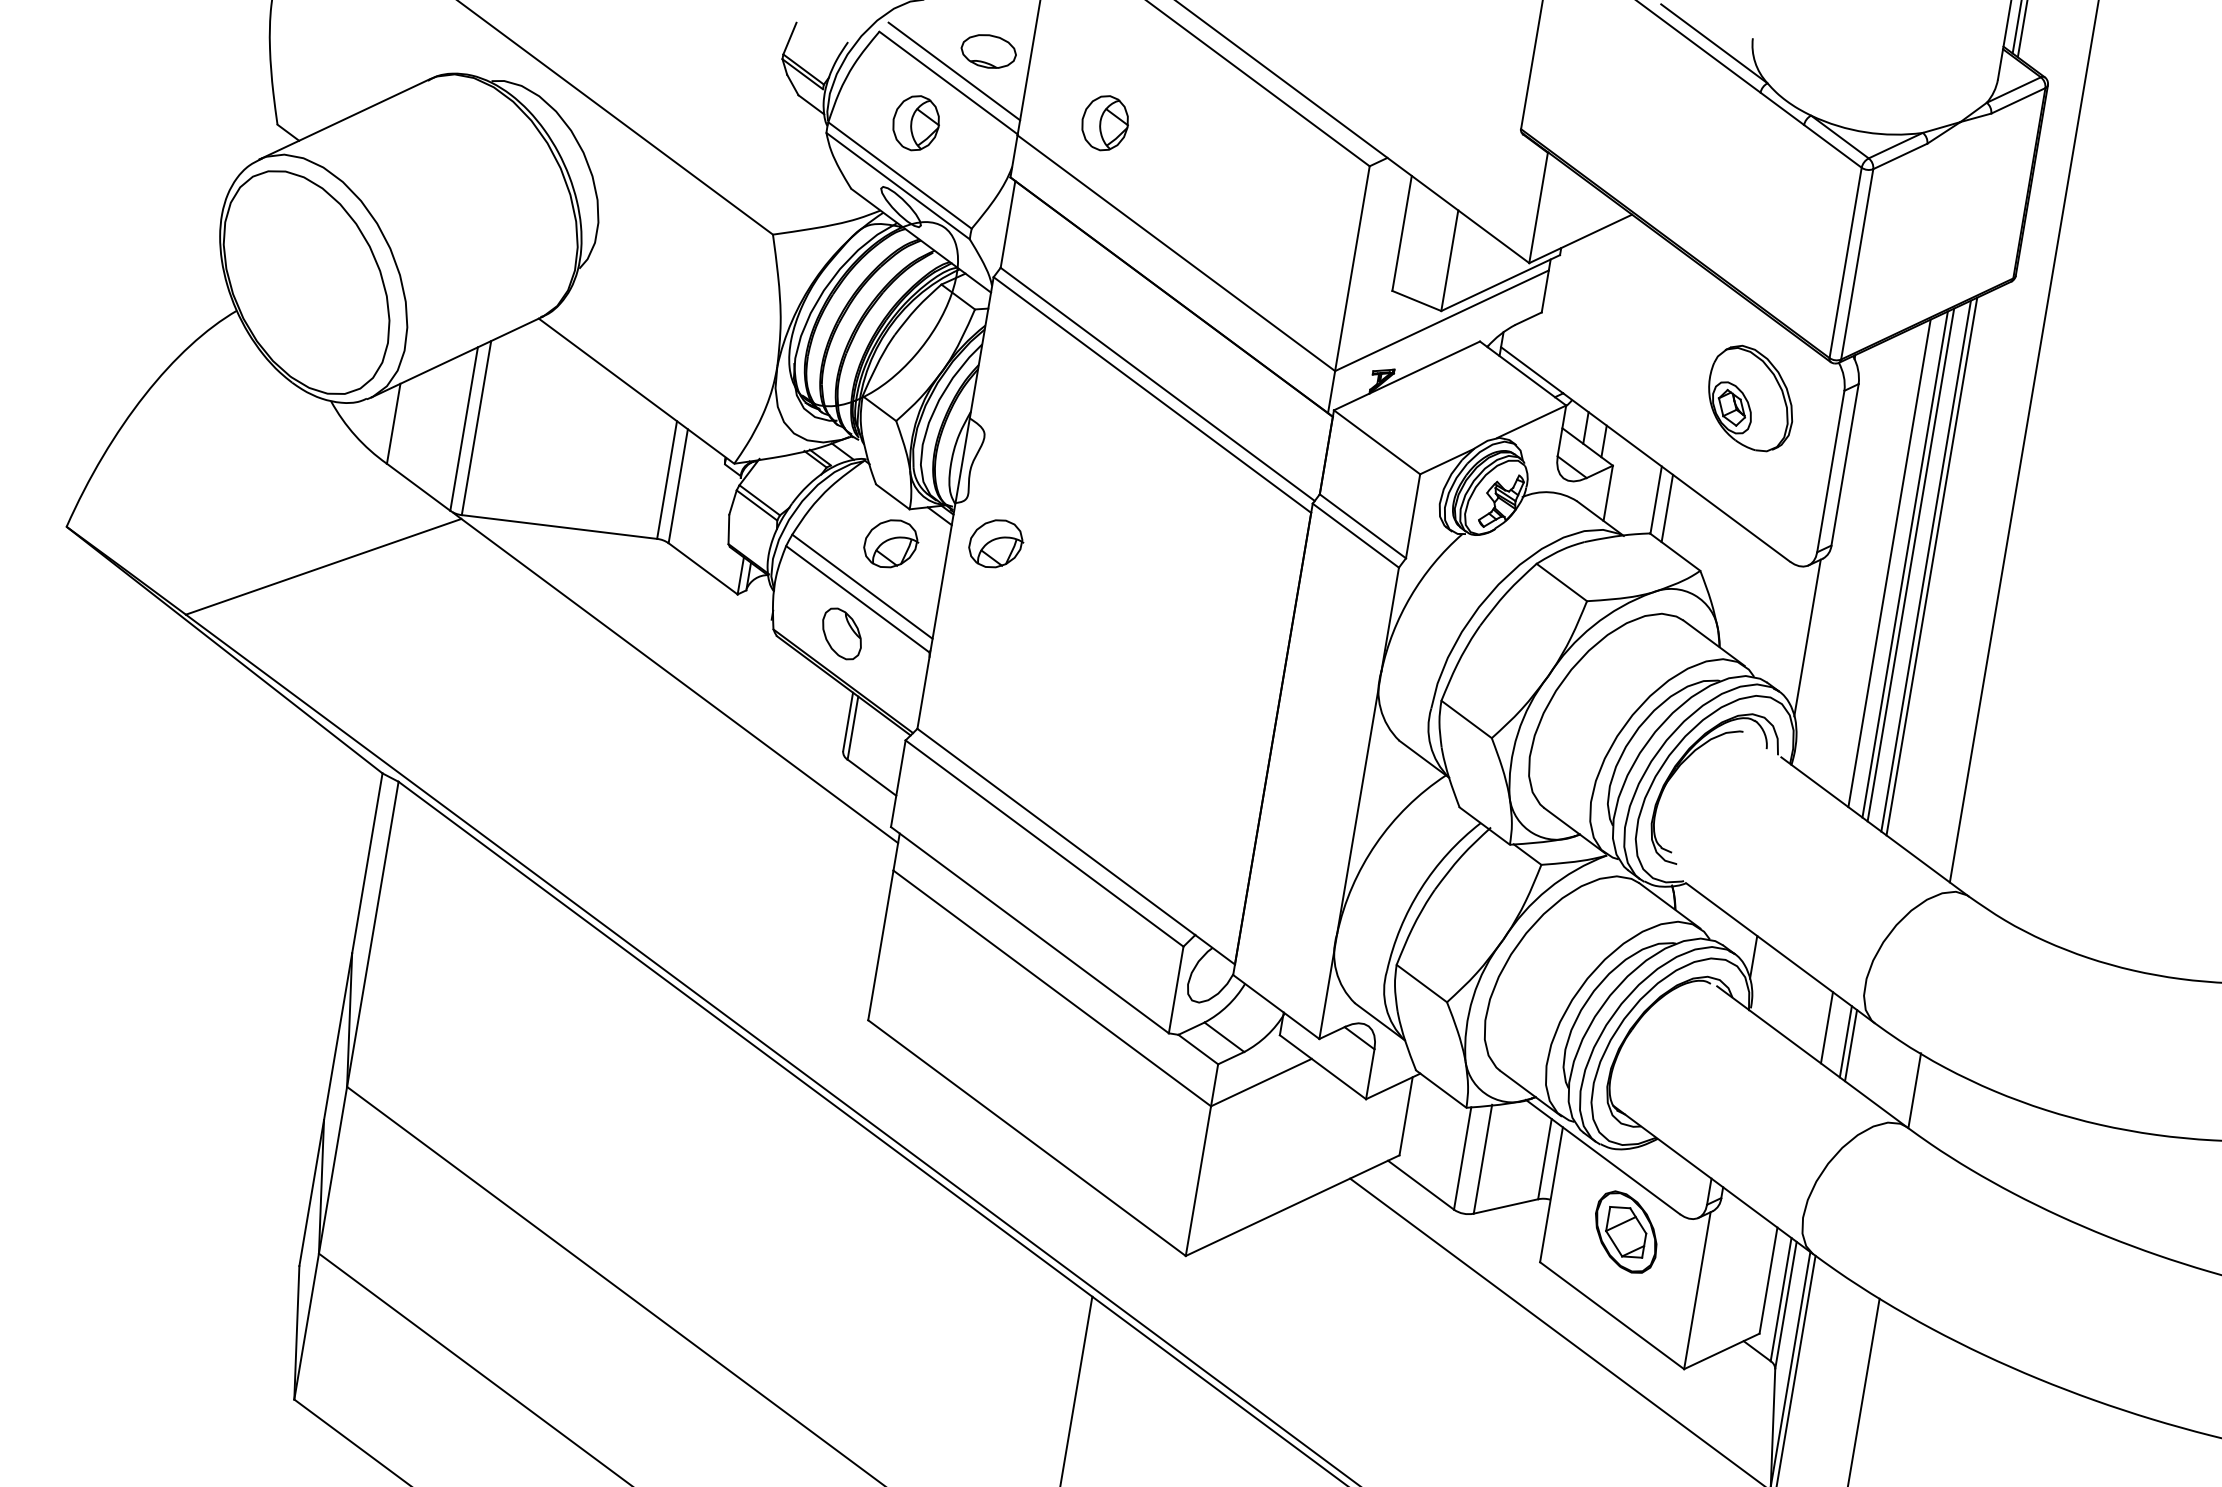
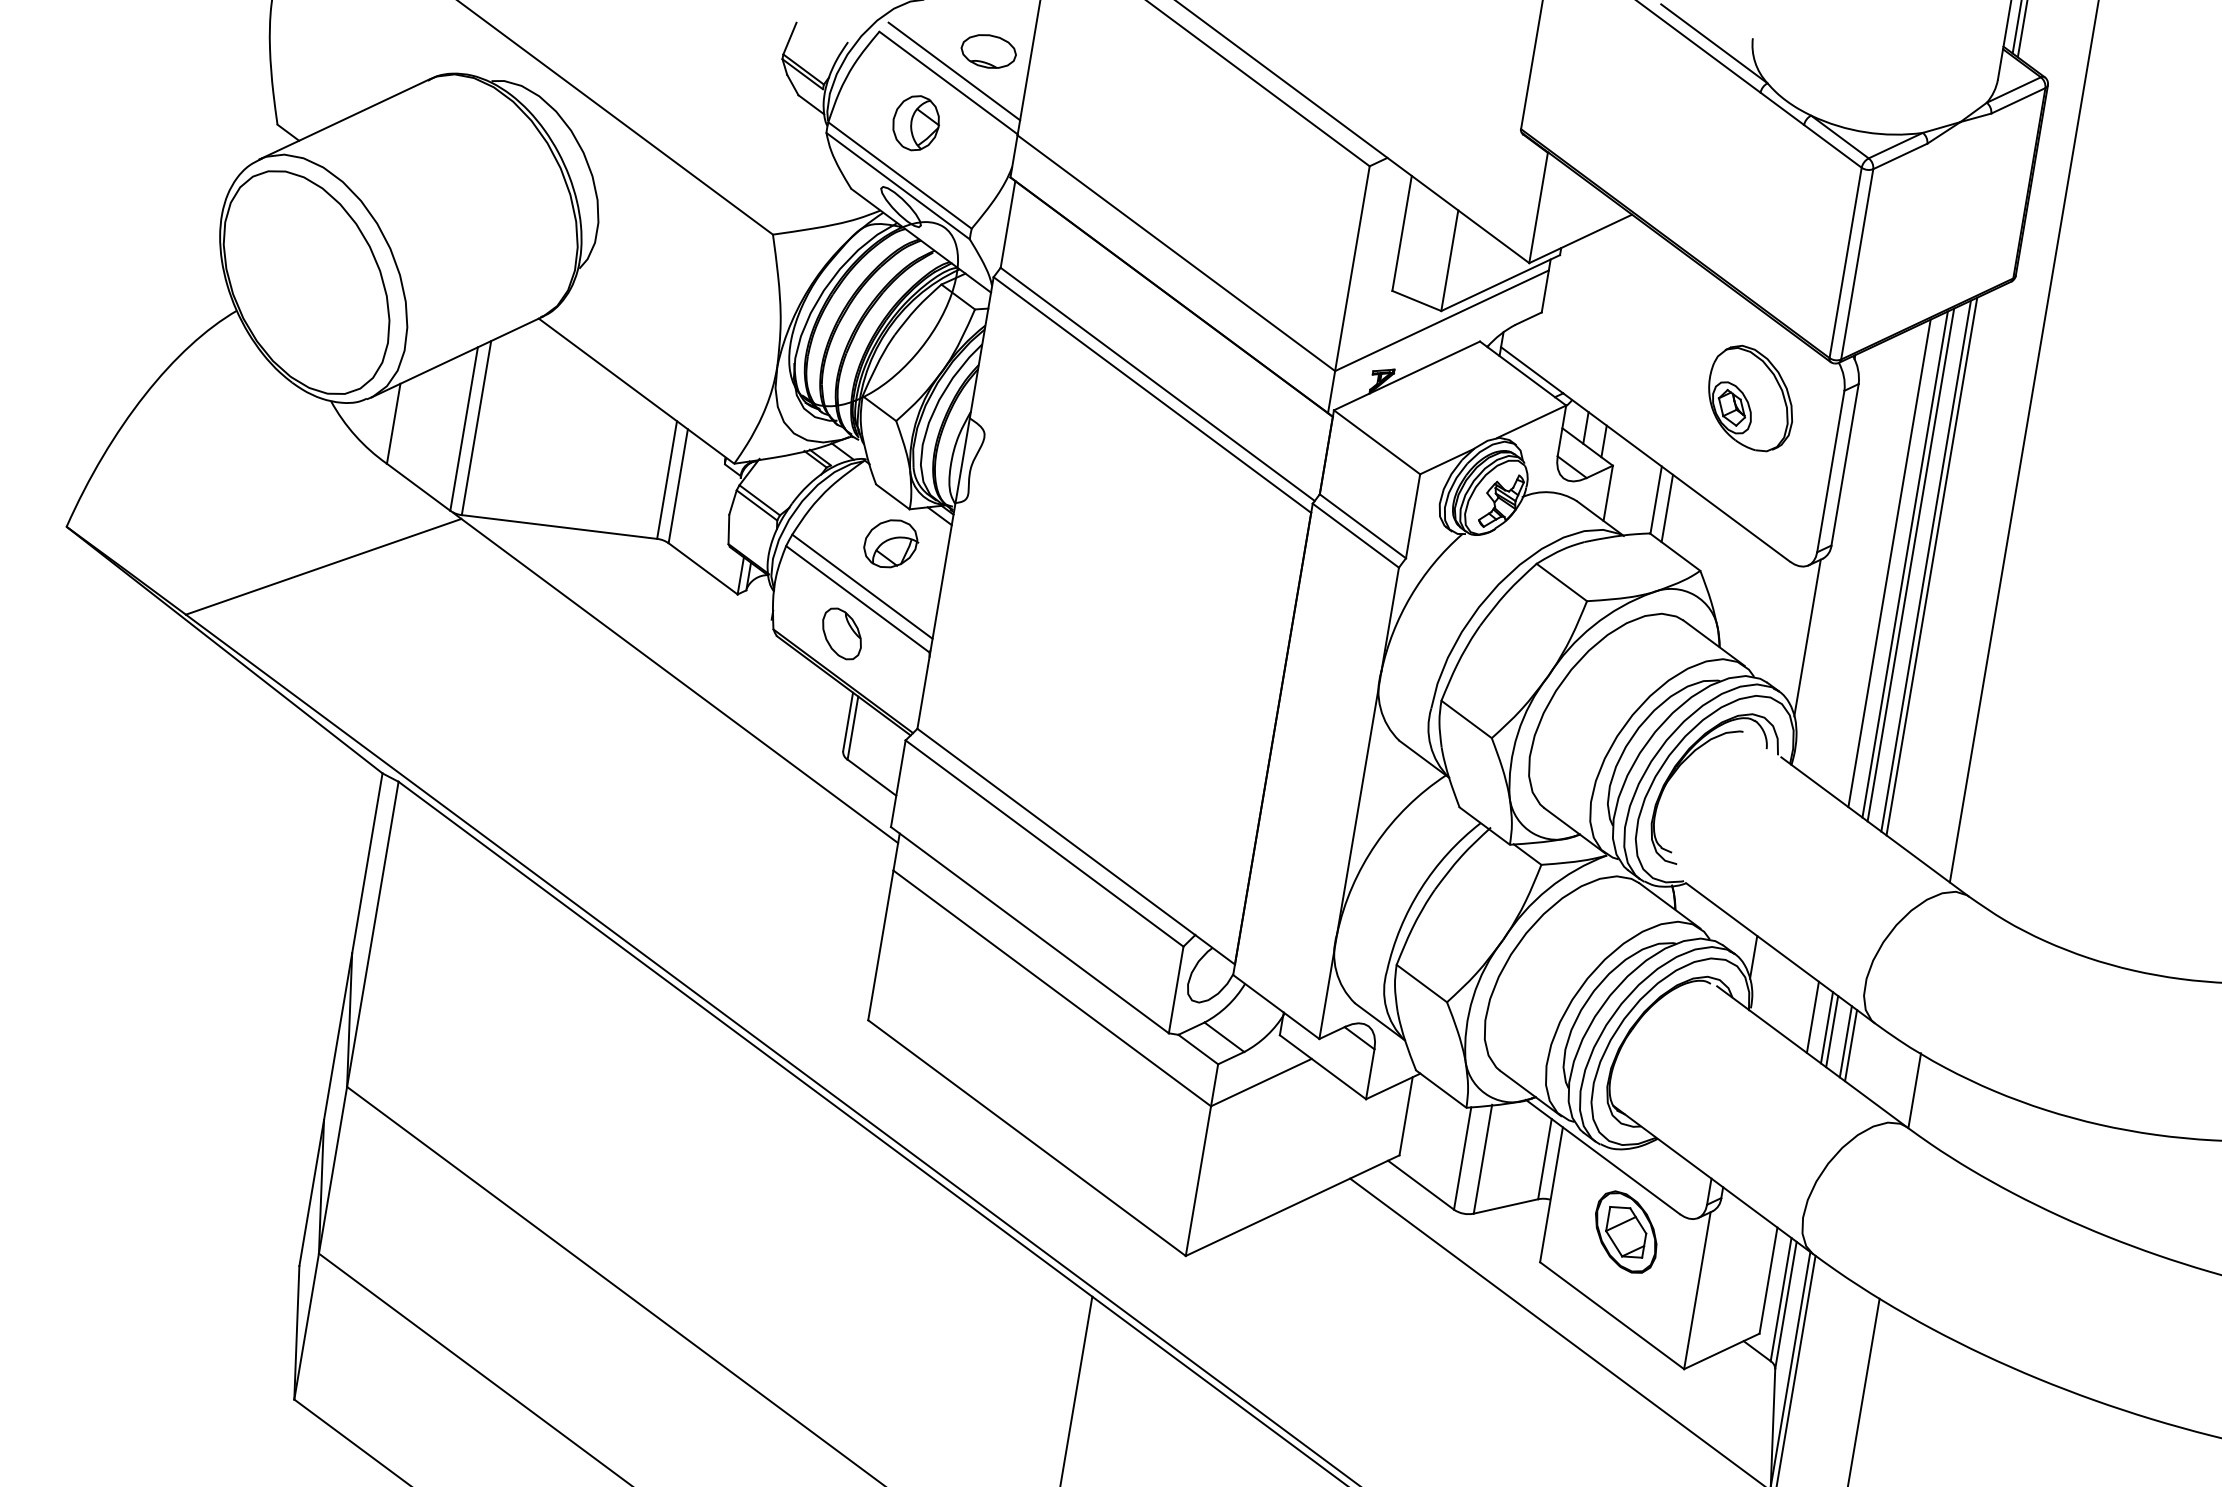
part: present -> none (1104, 123)
part: present -> none (996, 543)
line: none -> present (1812, 1016)
line: none -> present (1832, 1031)
